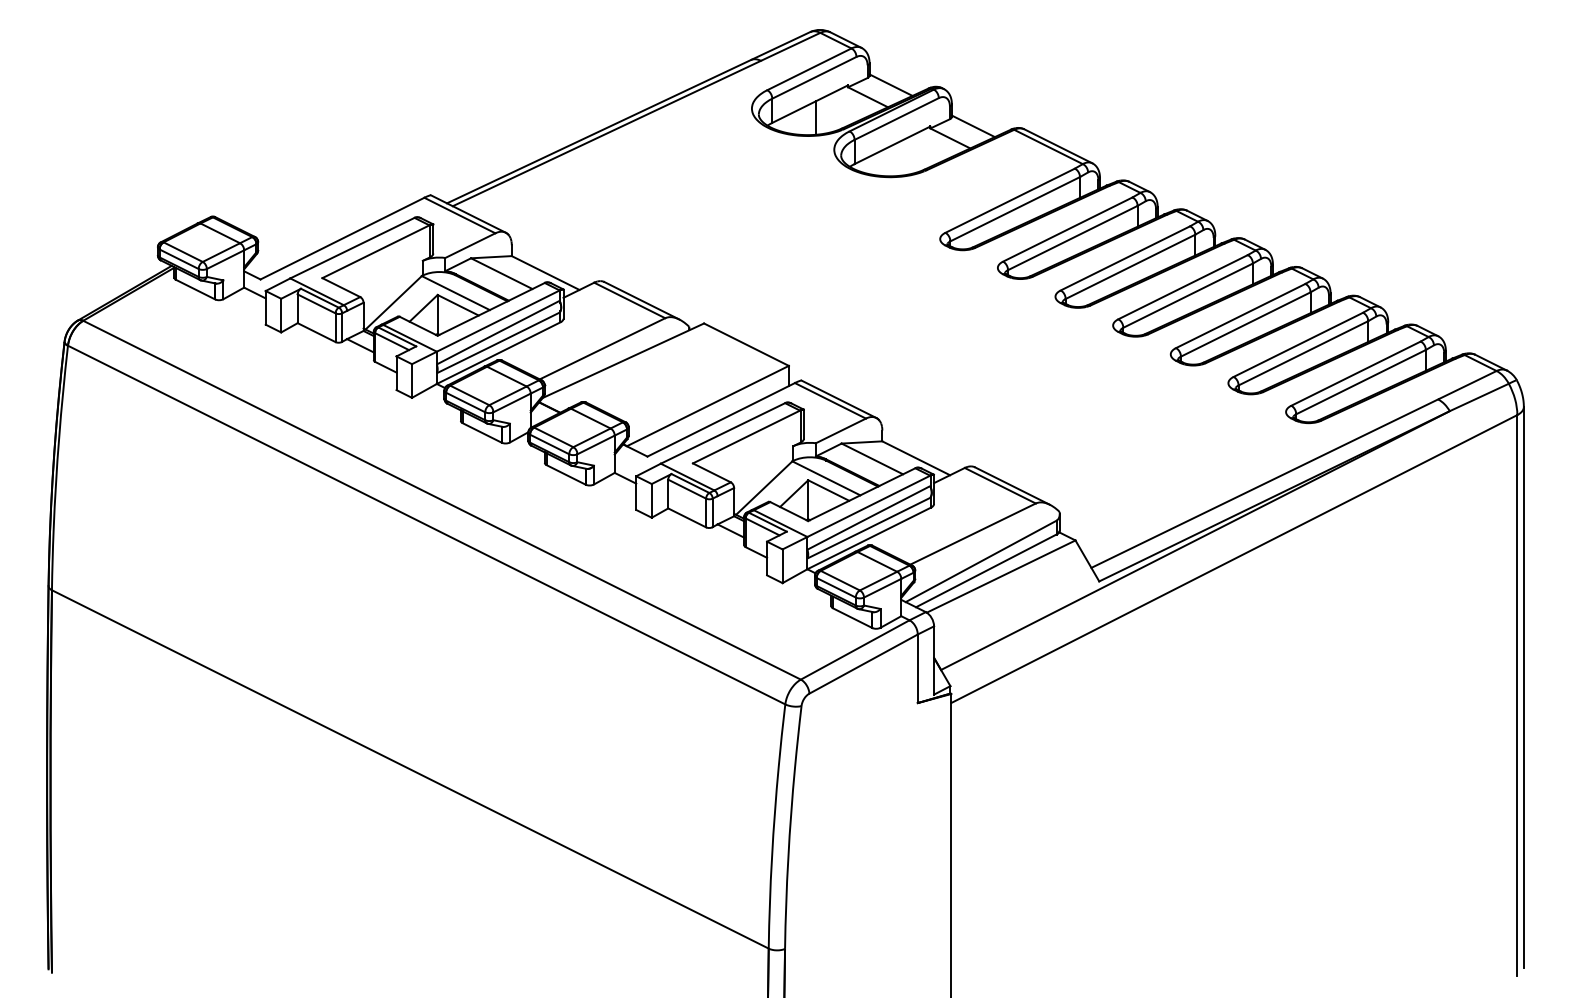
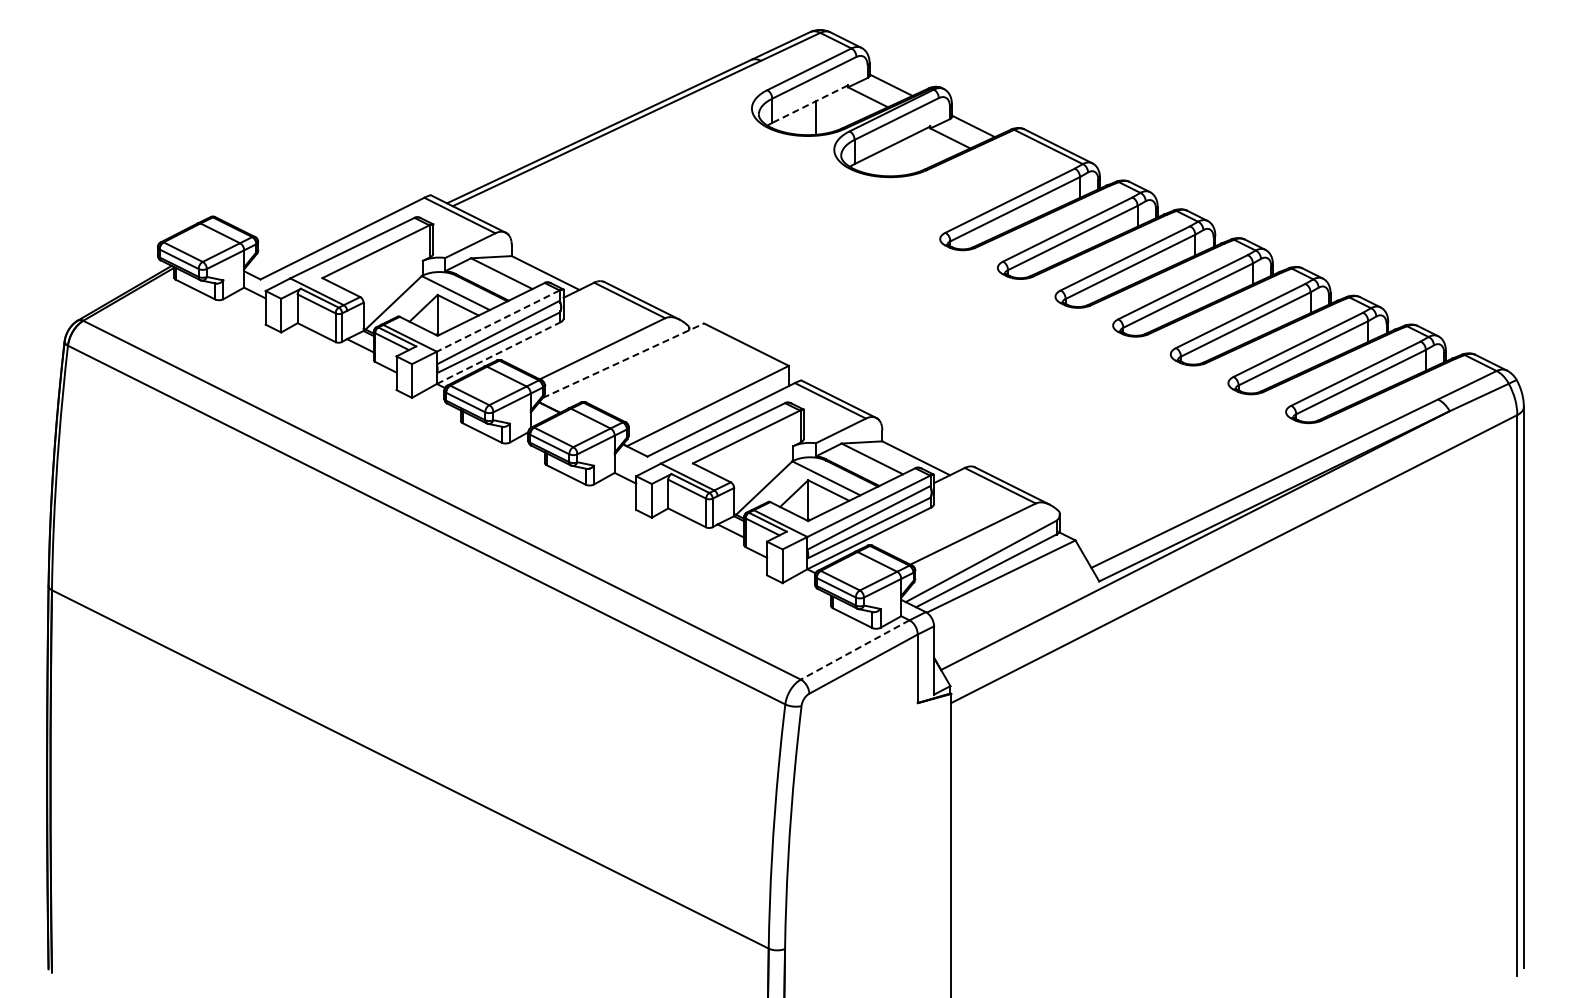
line: solid -> dashed (809, 104)
line: solid -> dashed (498, 321)
line: solid -> dashed (499, 352)
line: solid -> dashed (623, 360)
line: solid -> dashed (855, 649)
